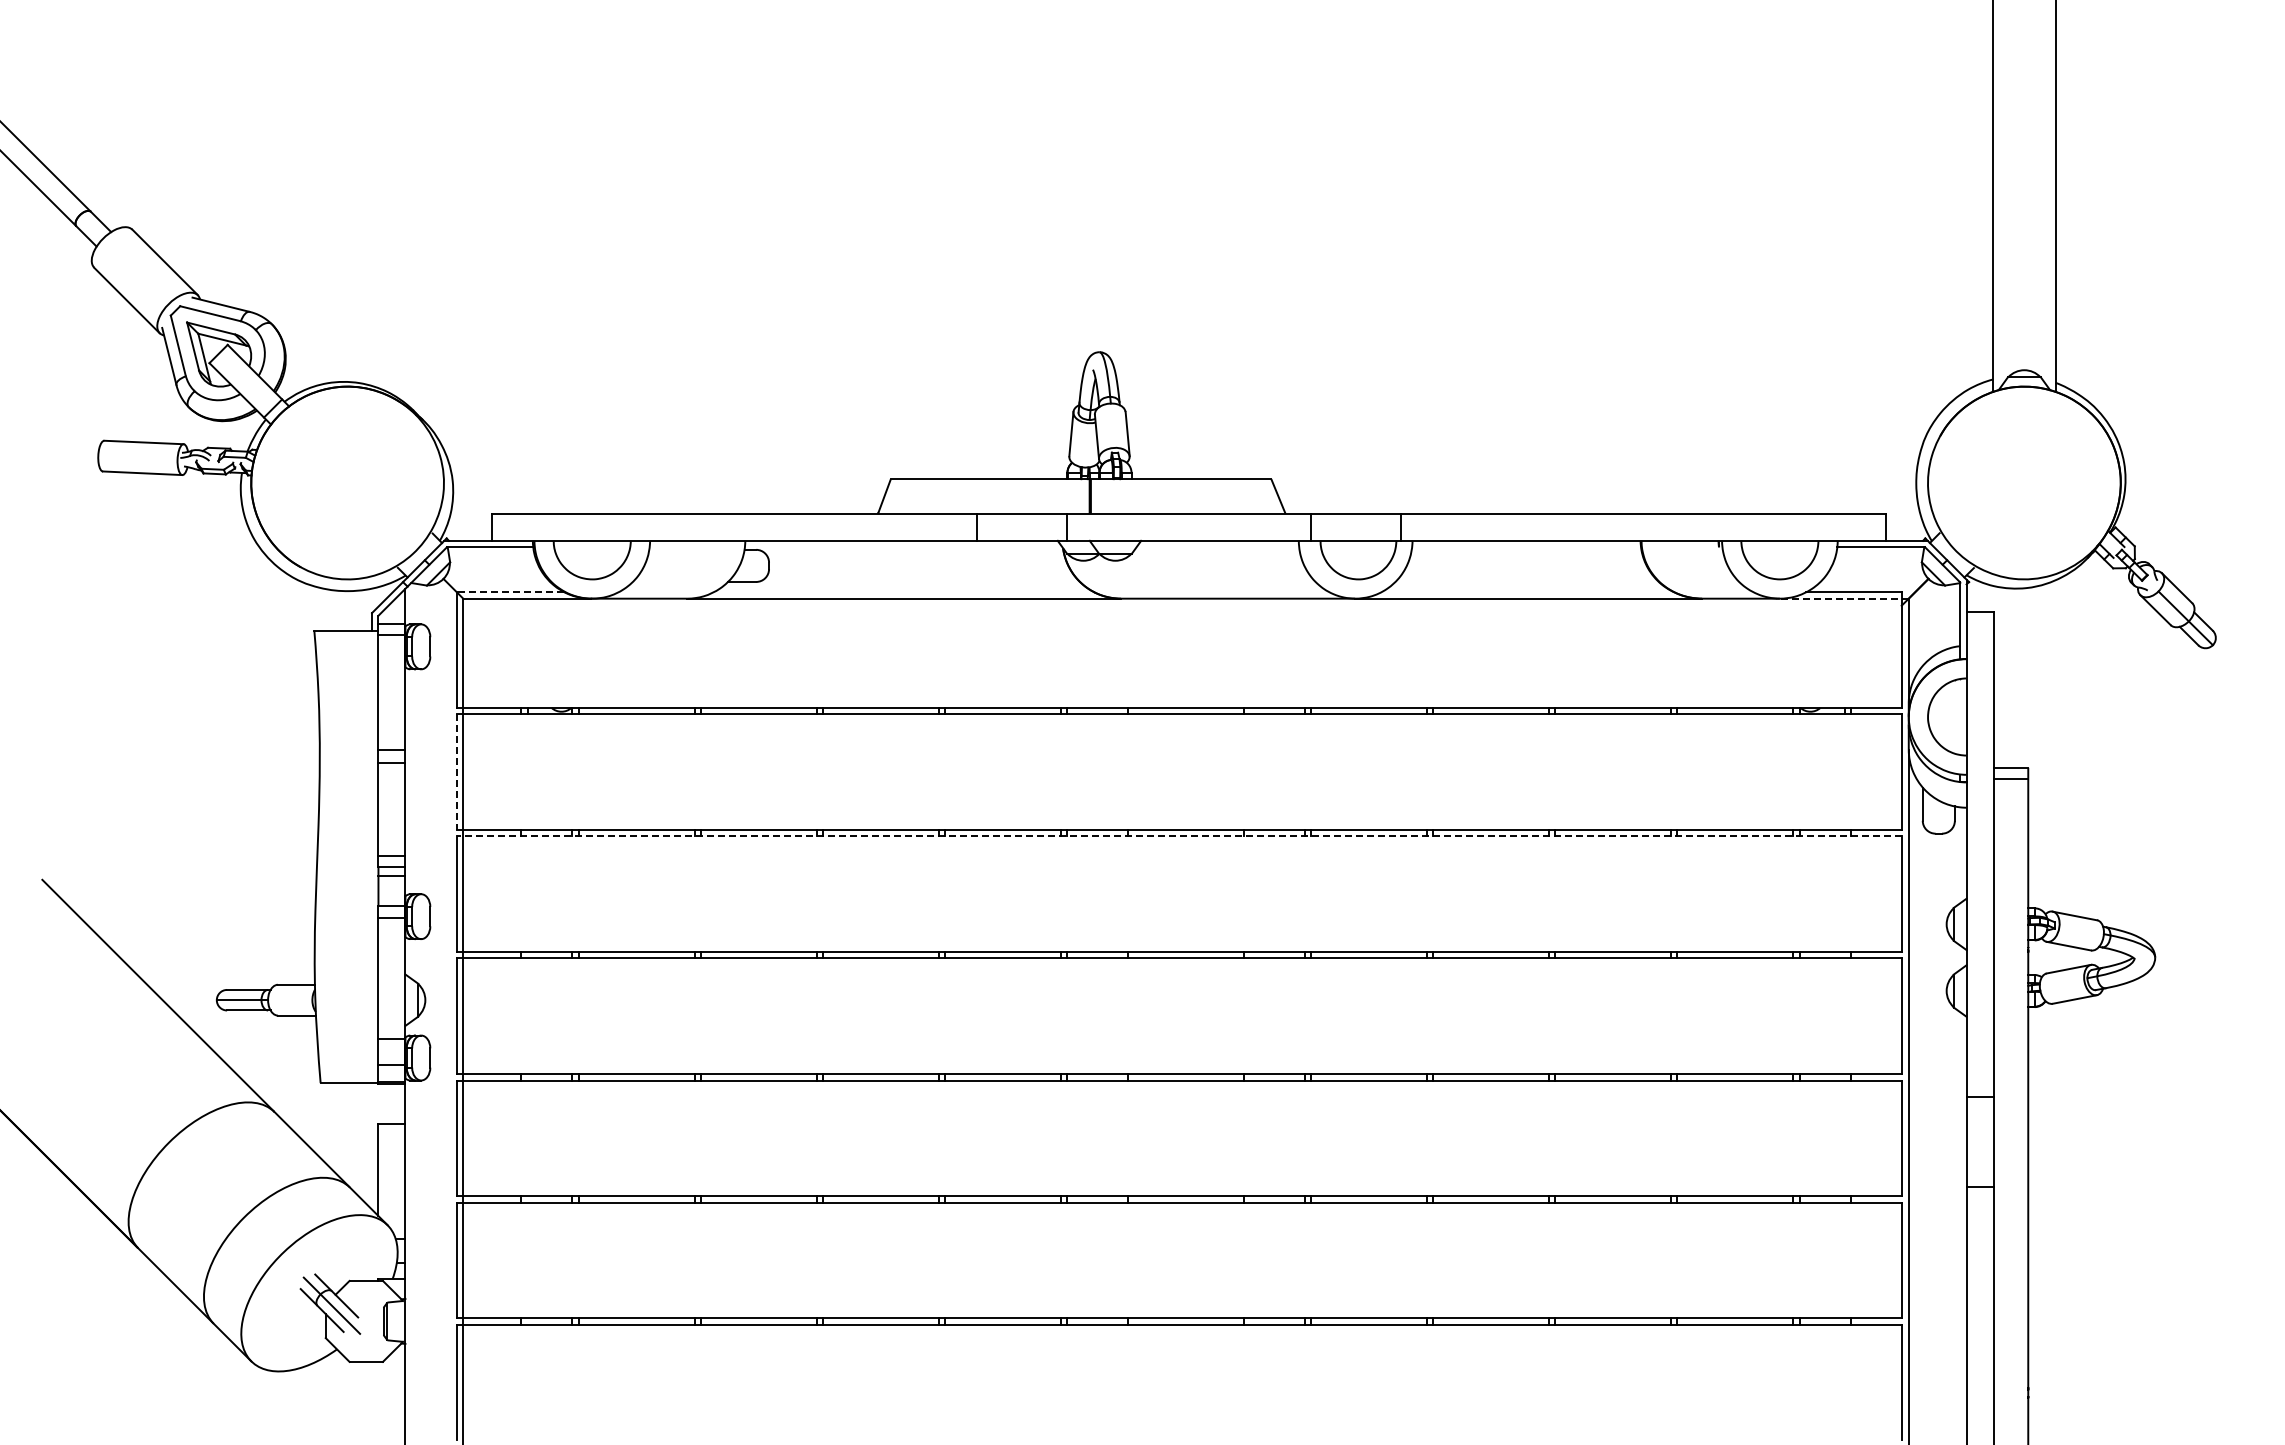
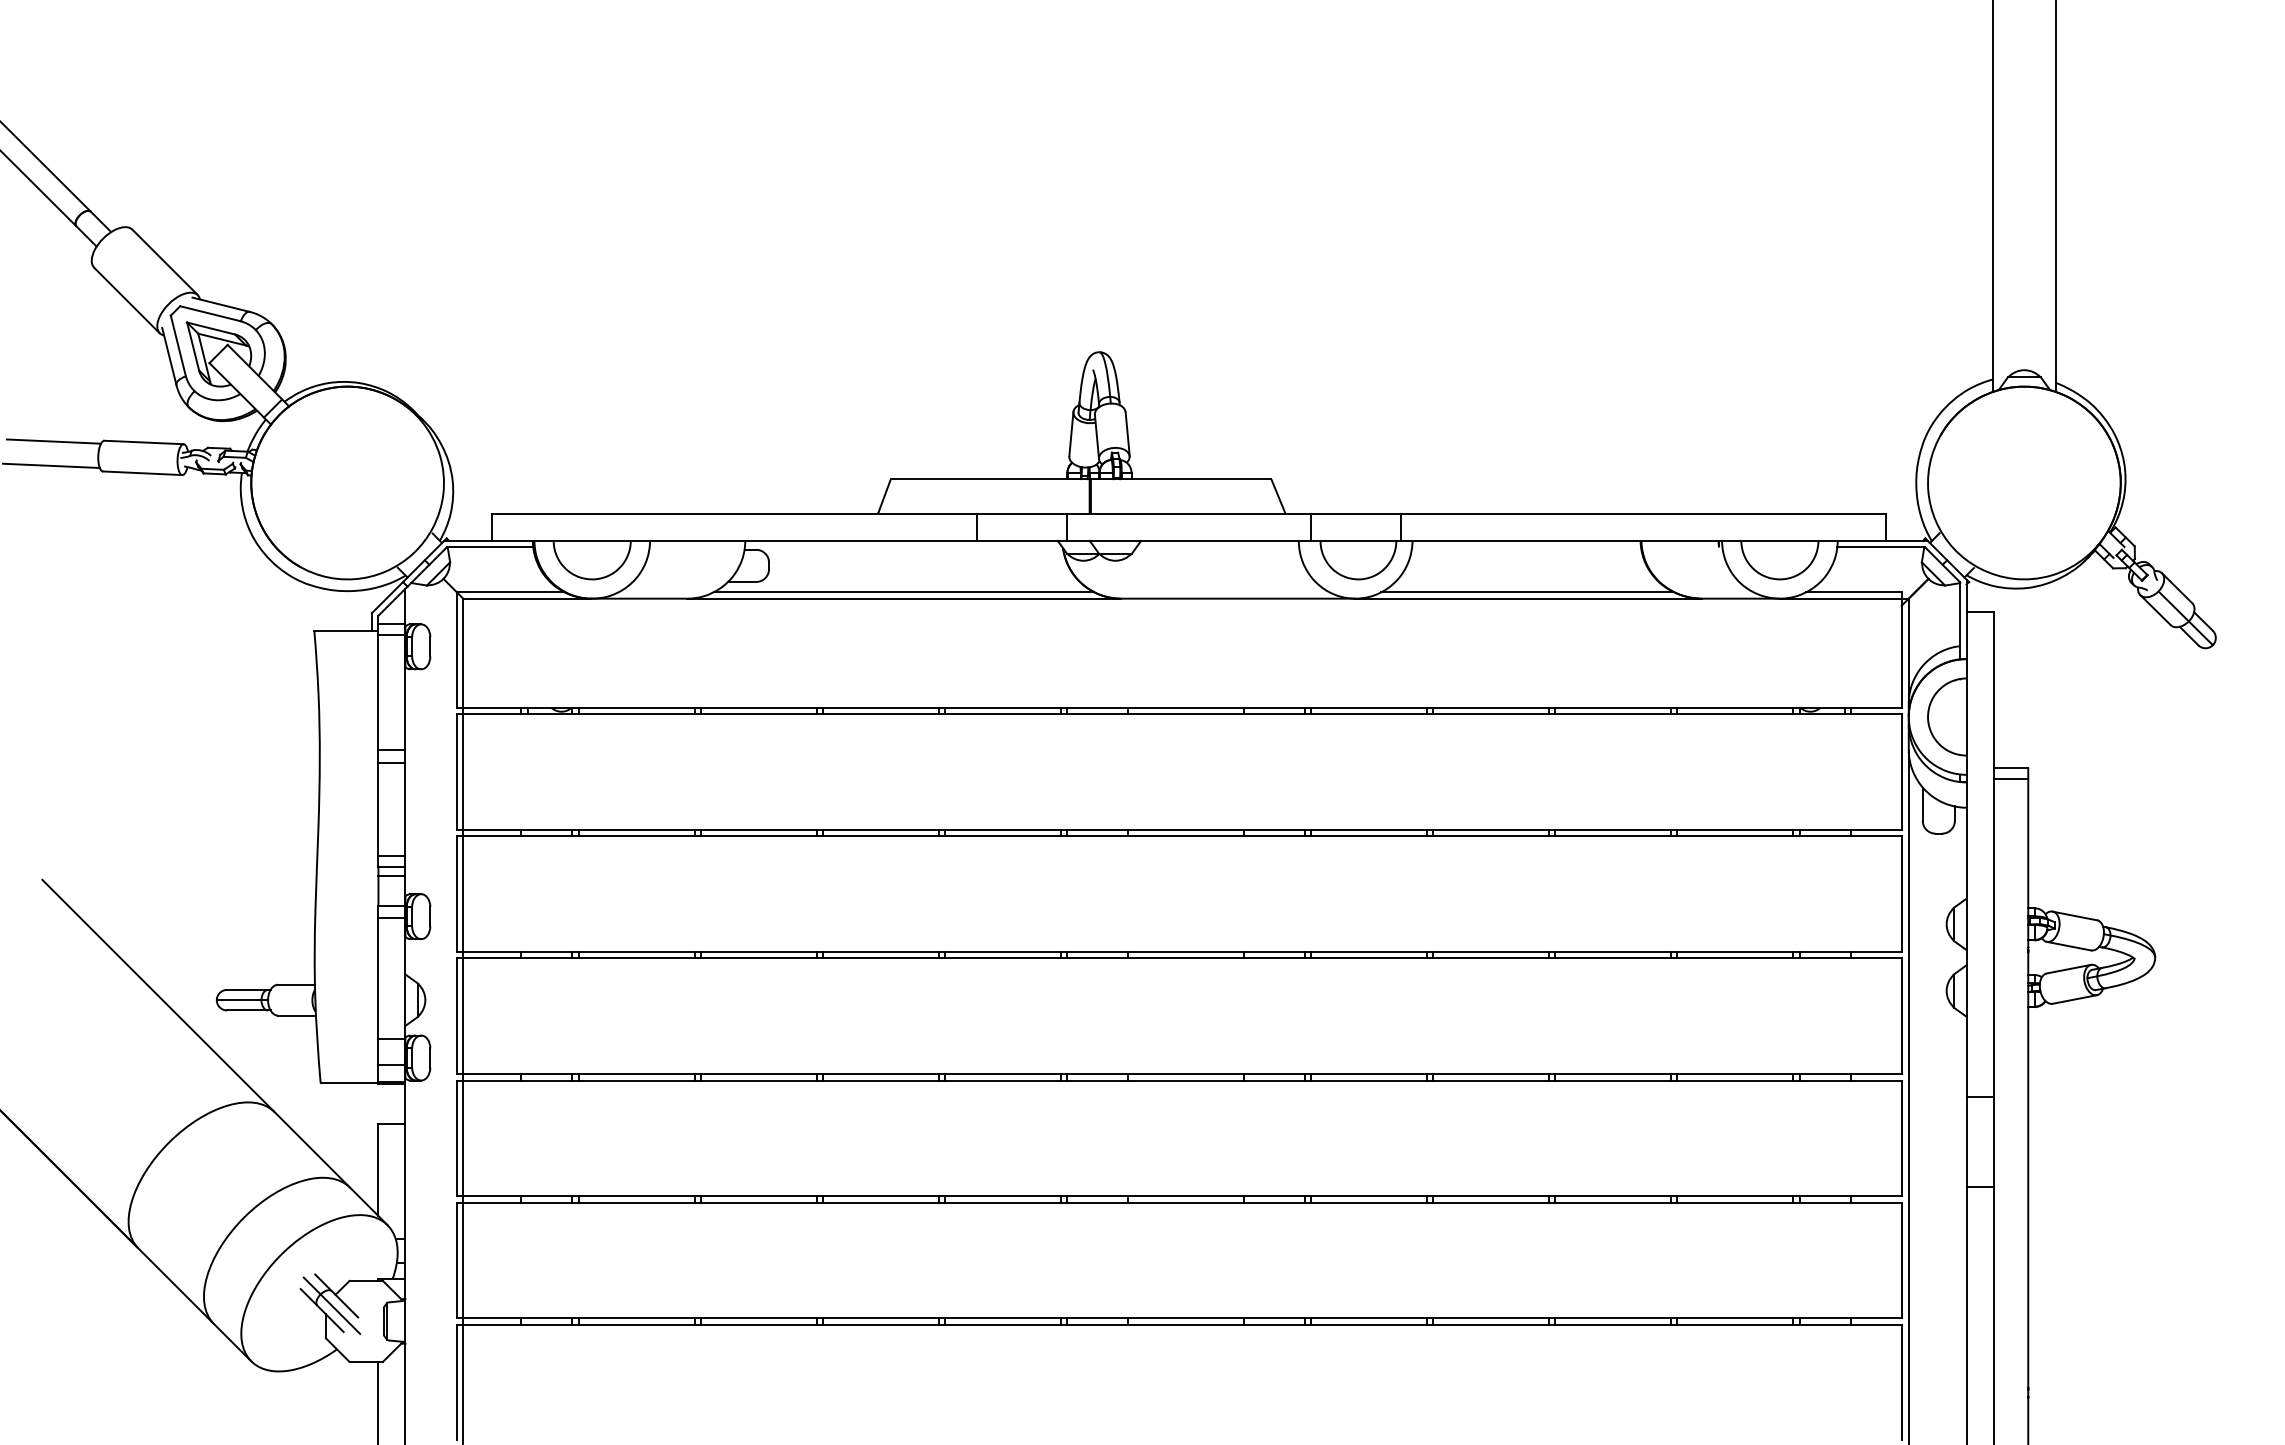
line: none -> present (53, 441)
line: none -> present (51, 465)
line: dashed -> solid (510, 592)
line: none -> present (903, 592)
line: none -> present (1527, 592)
line: dashed -> solid (1843, 598)
line: dashed -> solid (457, 772)
line: dashed -> solid (1179, 836)
line: none -> present (378, 1401)
